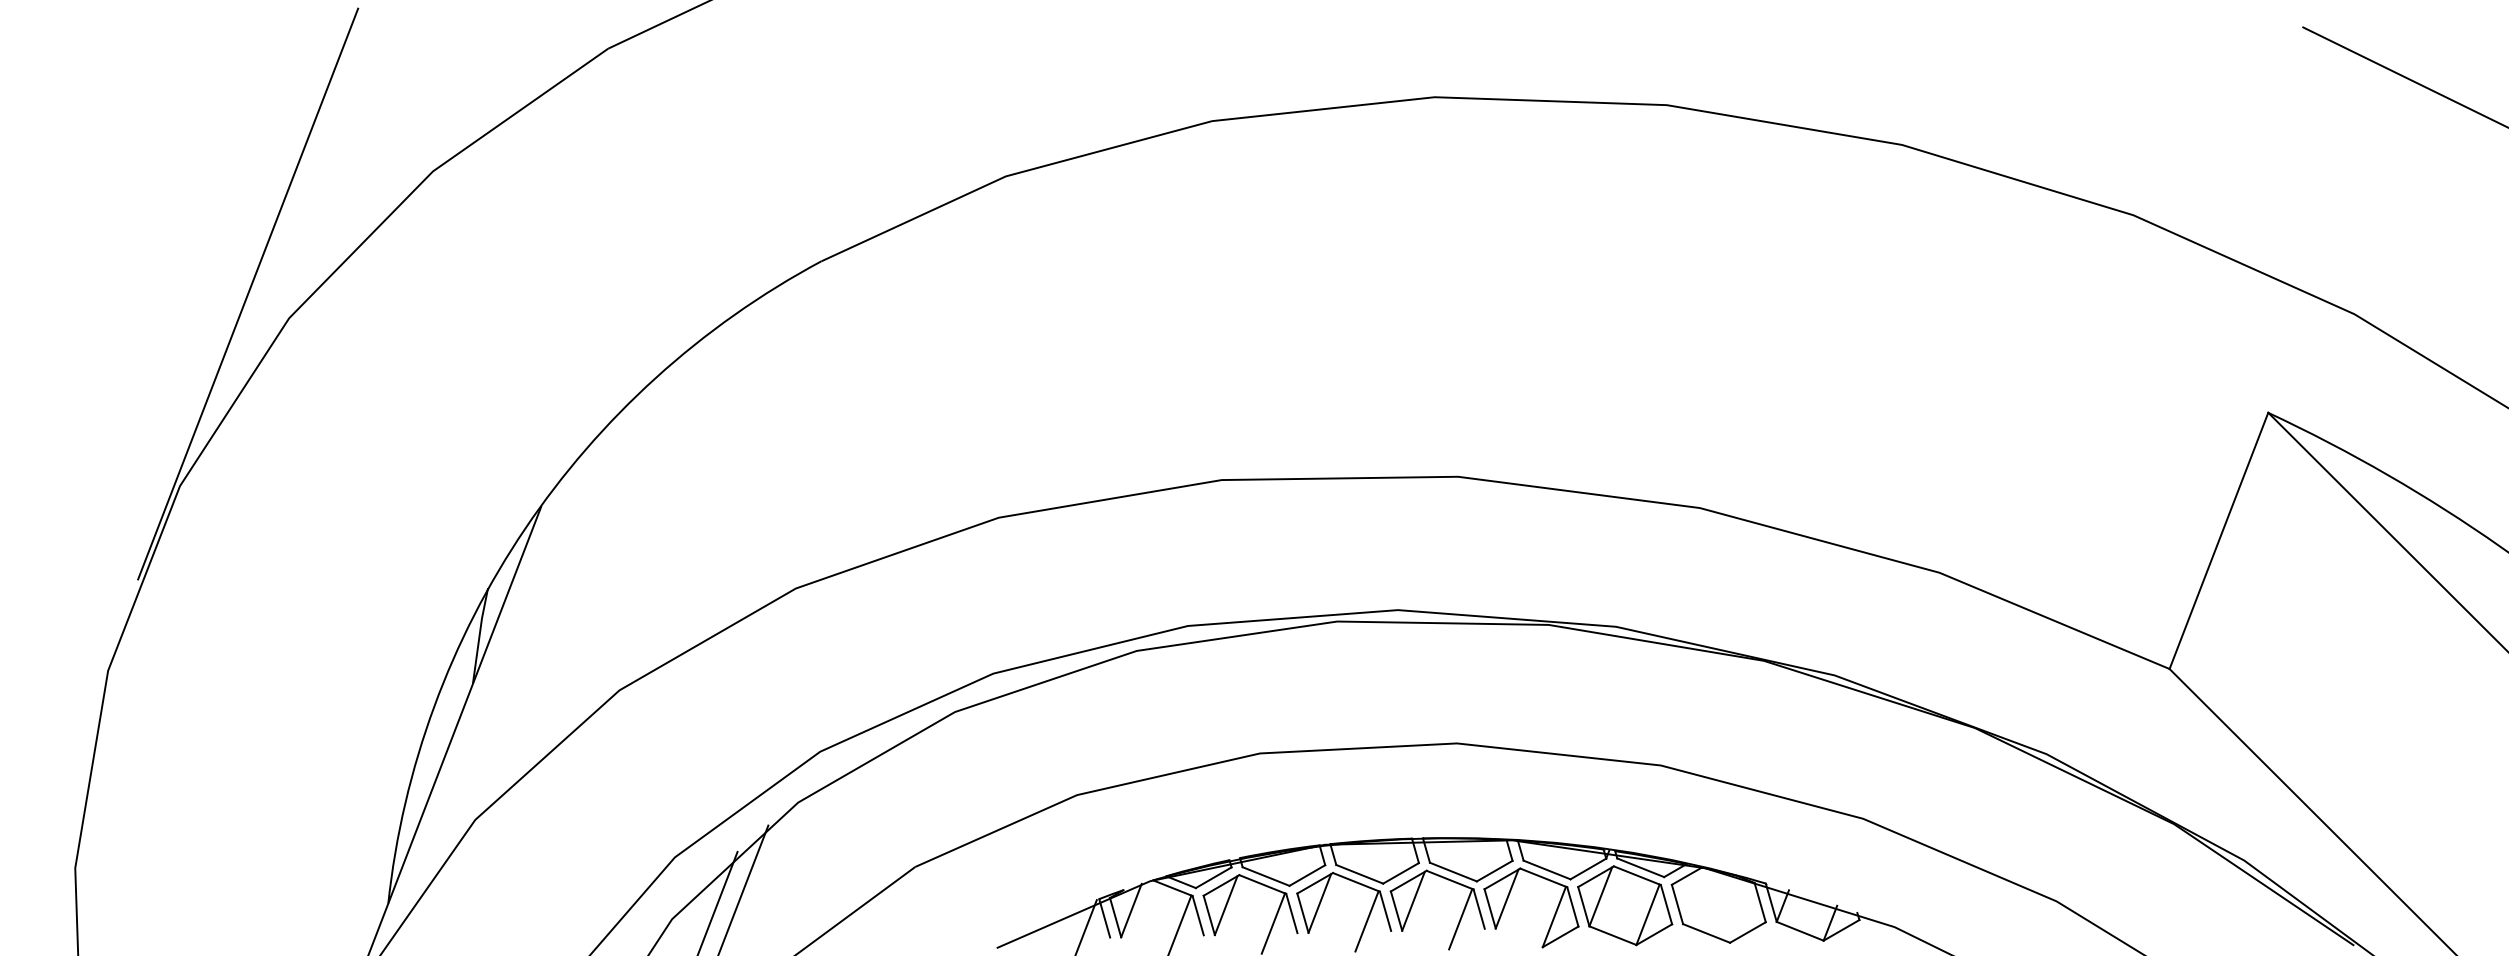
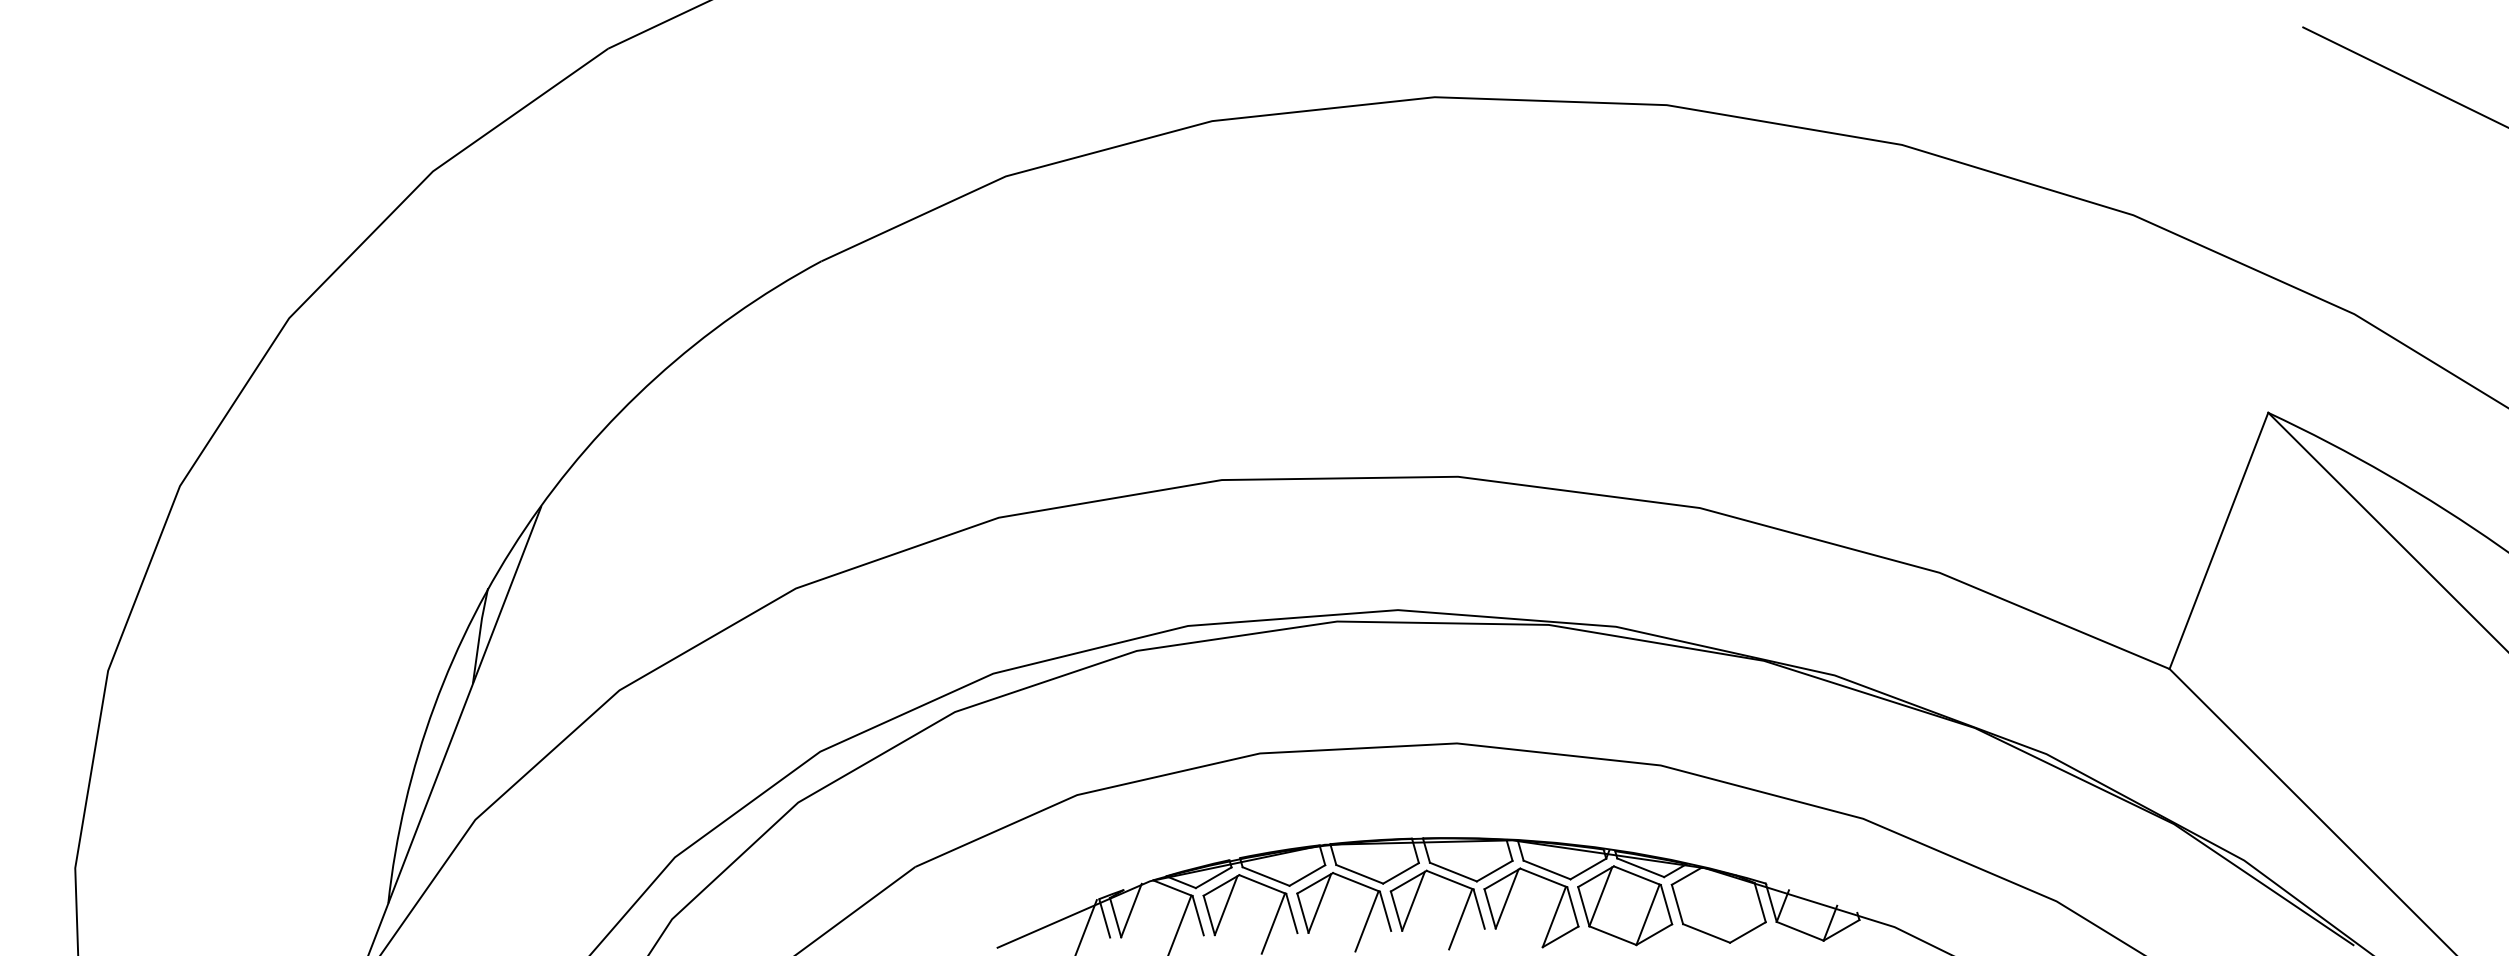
line: present -> none (248, 293)
line: present -> none (743, 888)
line: present -> none (718, 901)
